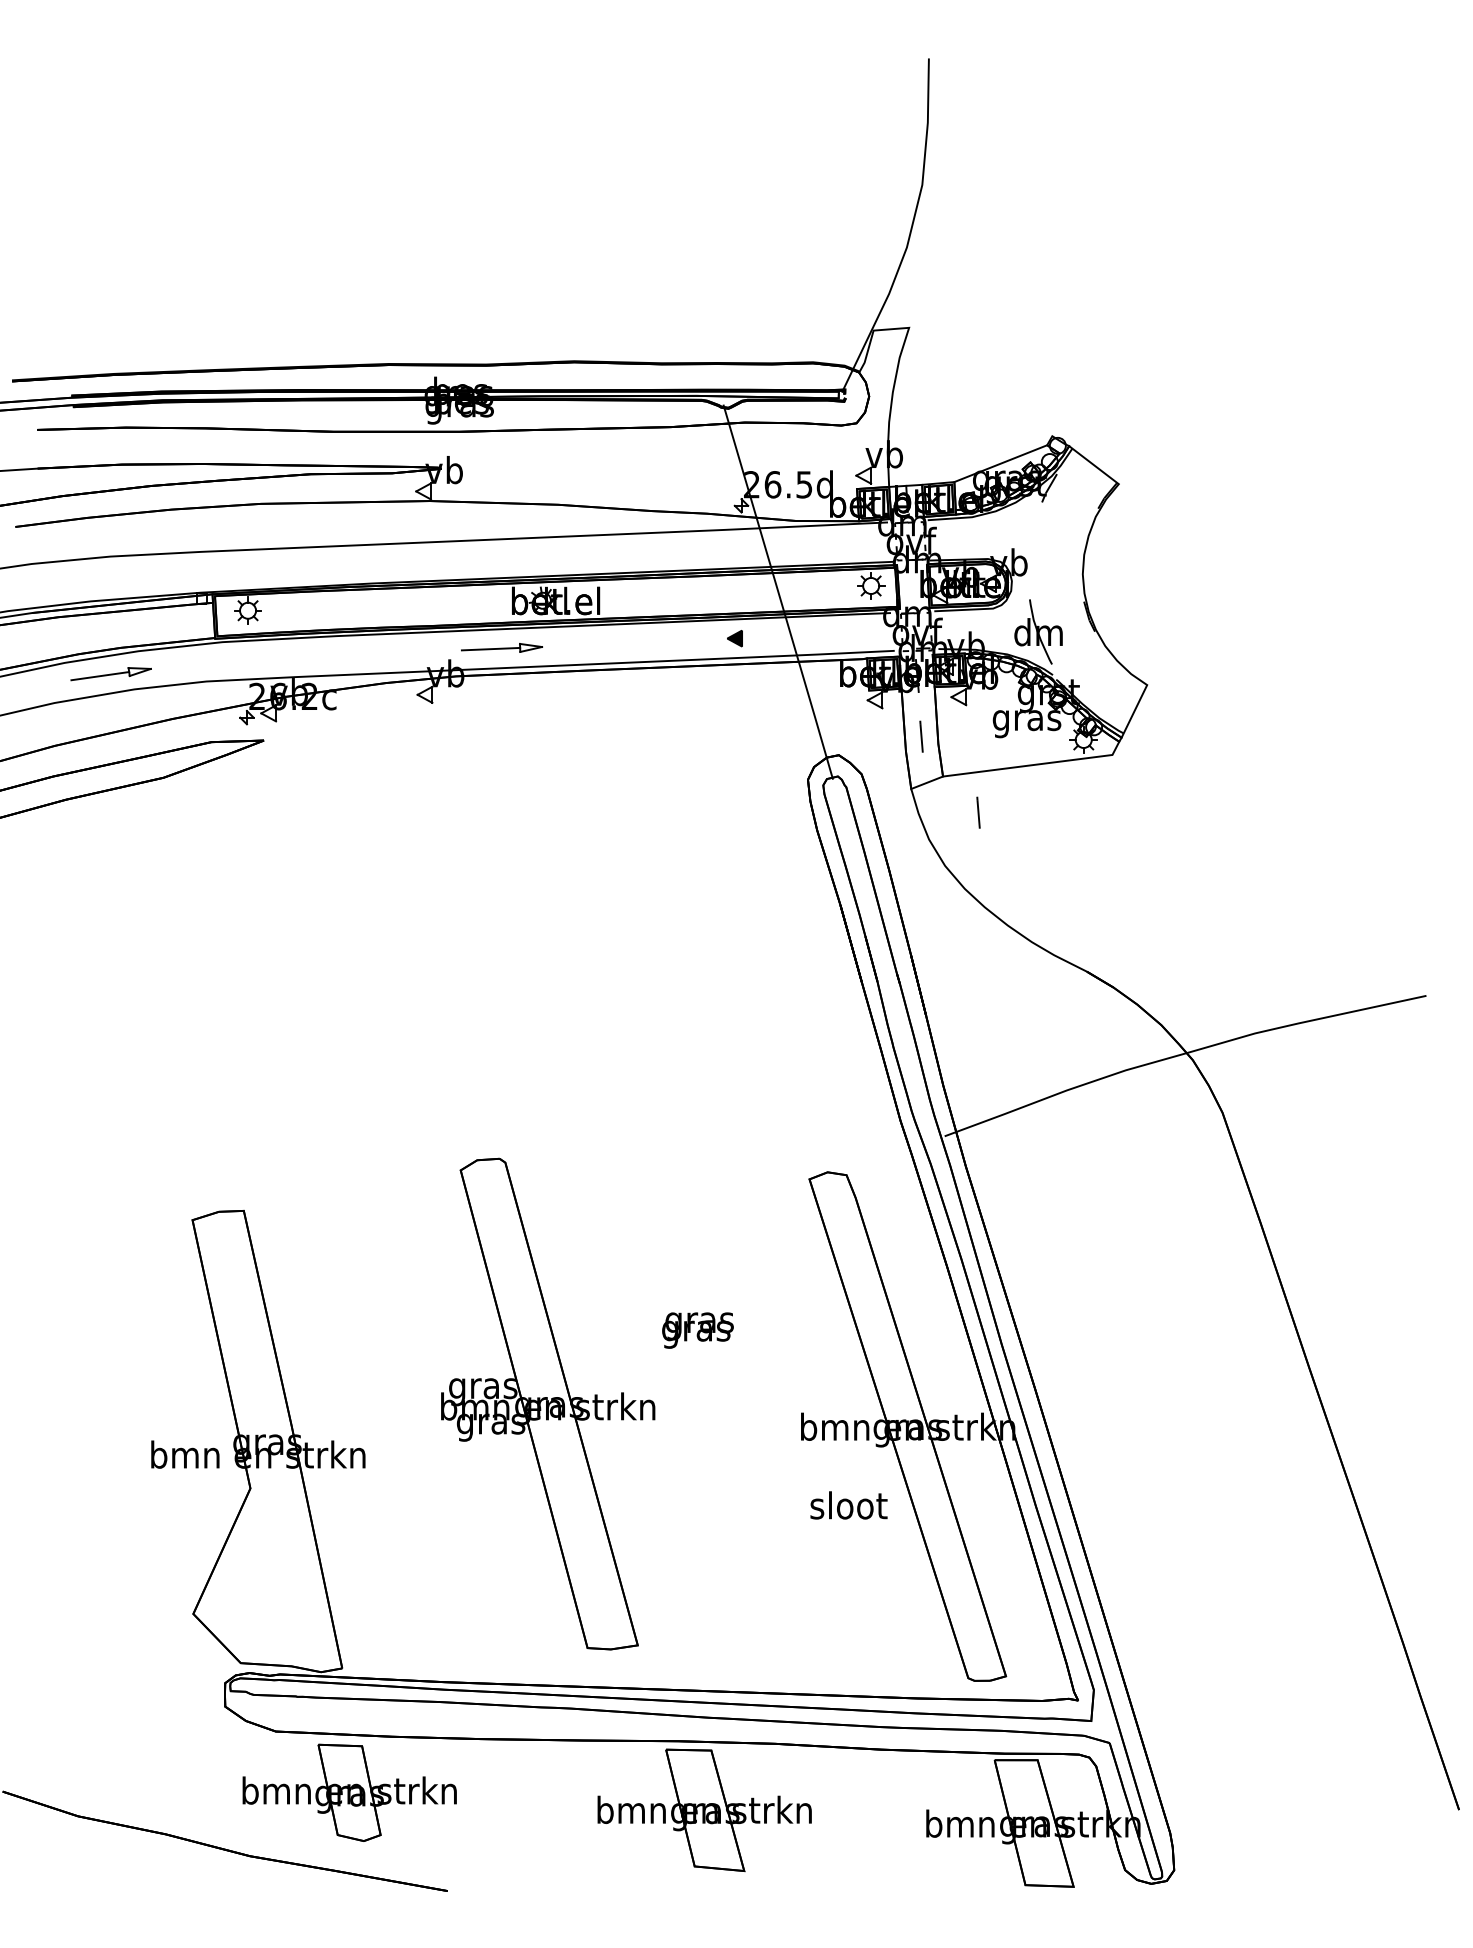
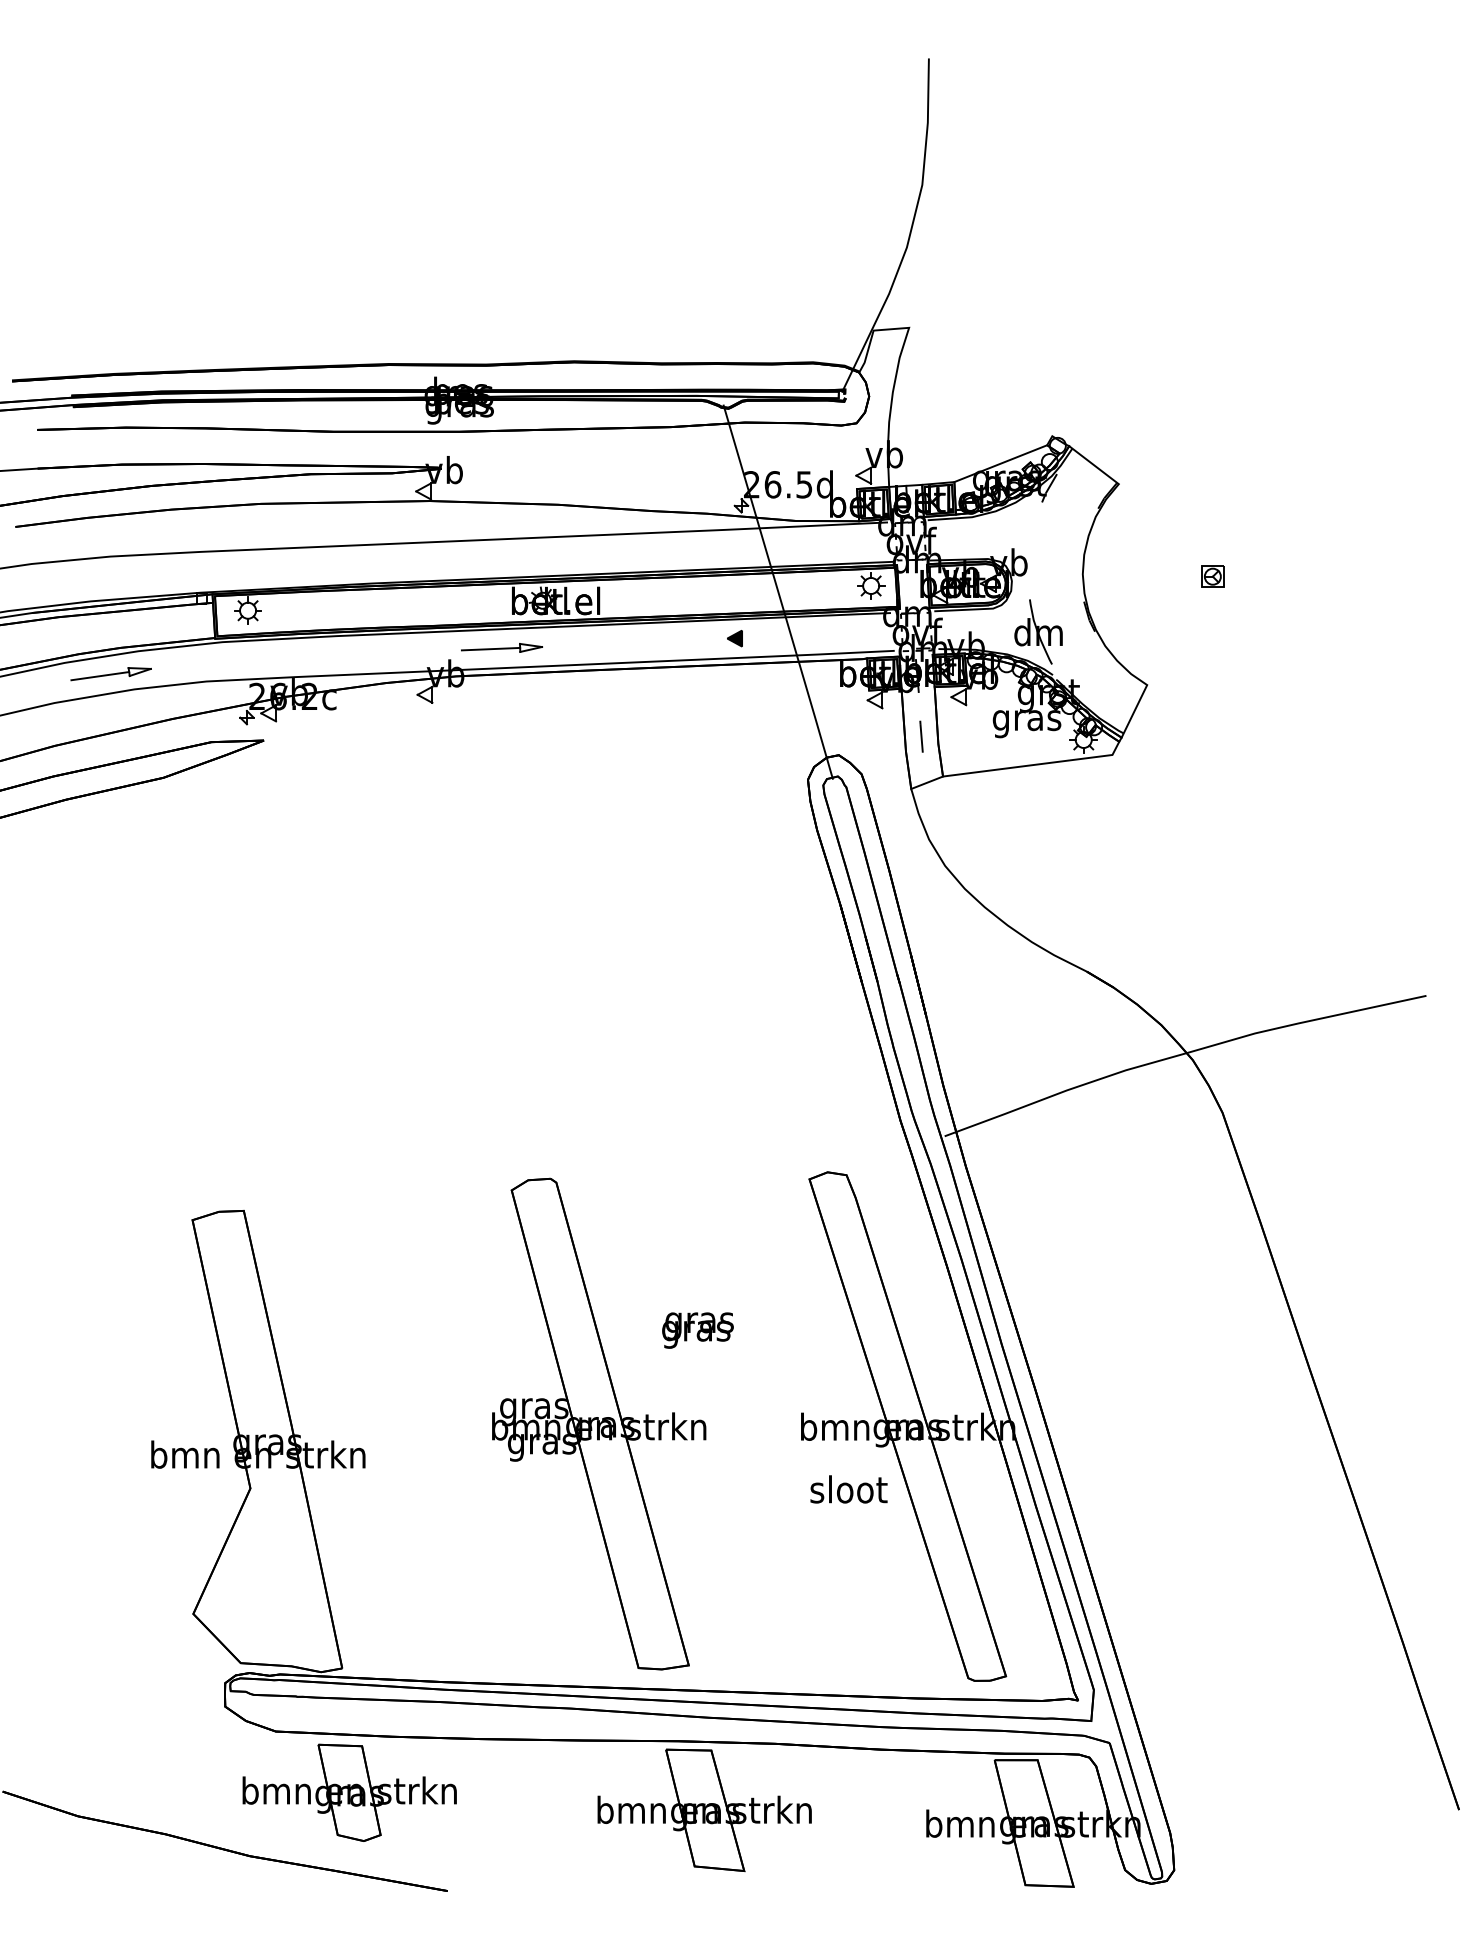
part: none -> present (1212, 576)
line: present -> none (978, 812)
part position: (548, 1403) -> (599, 1423) (599, 1423)
text position: (848, 1505) -> (848, 1489) (848, 1489)
